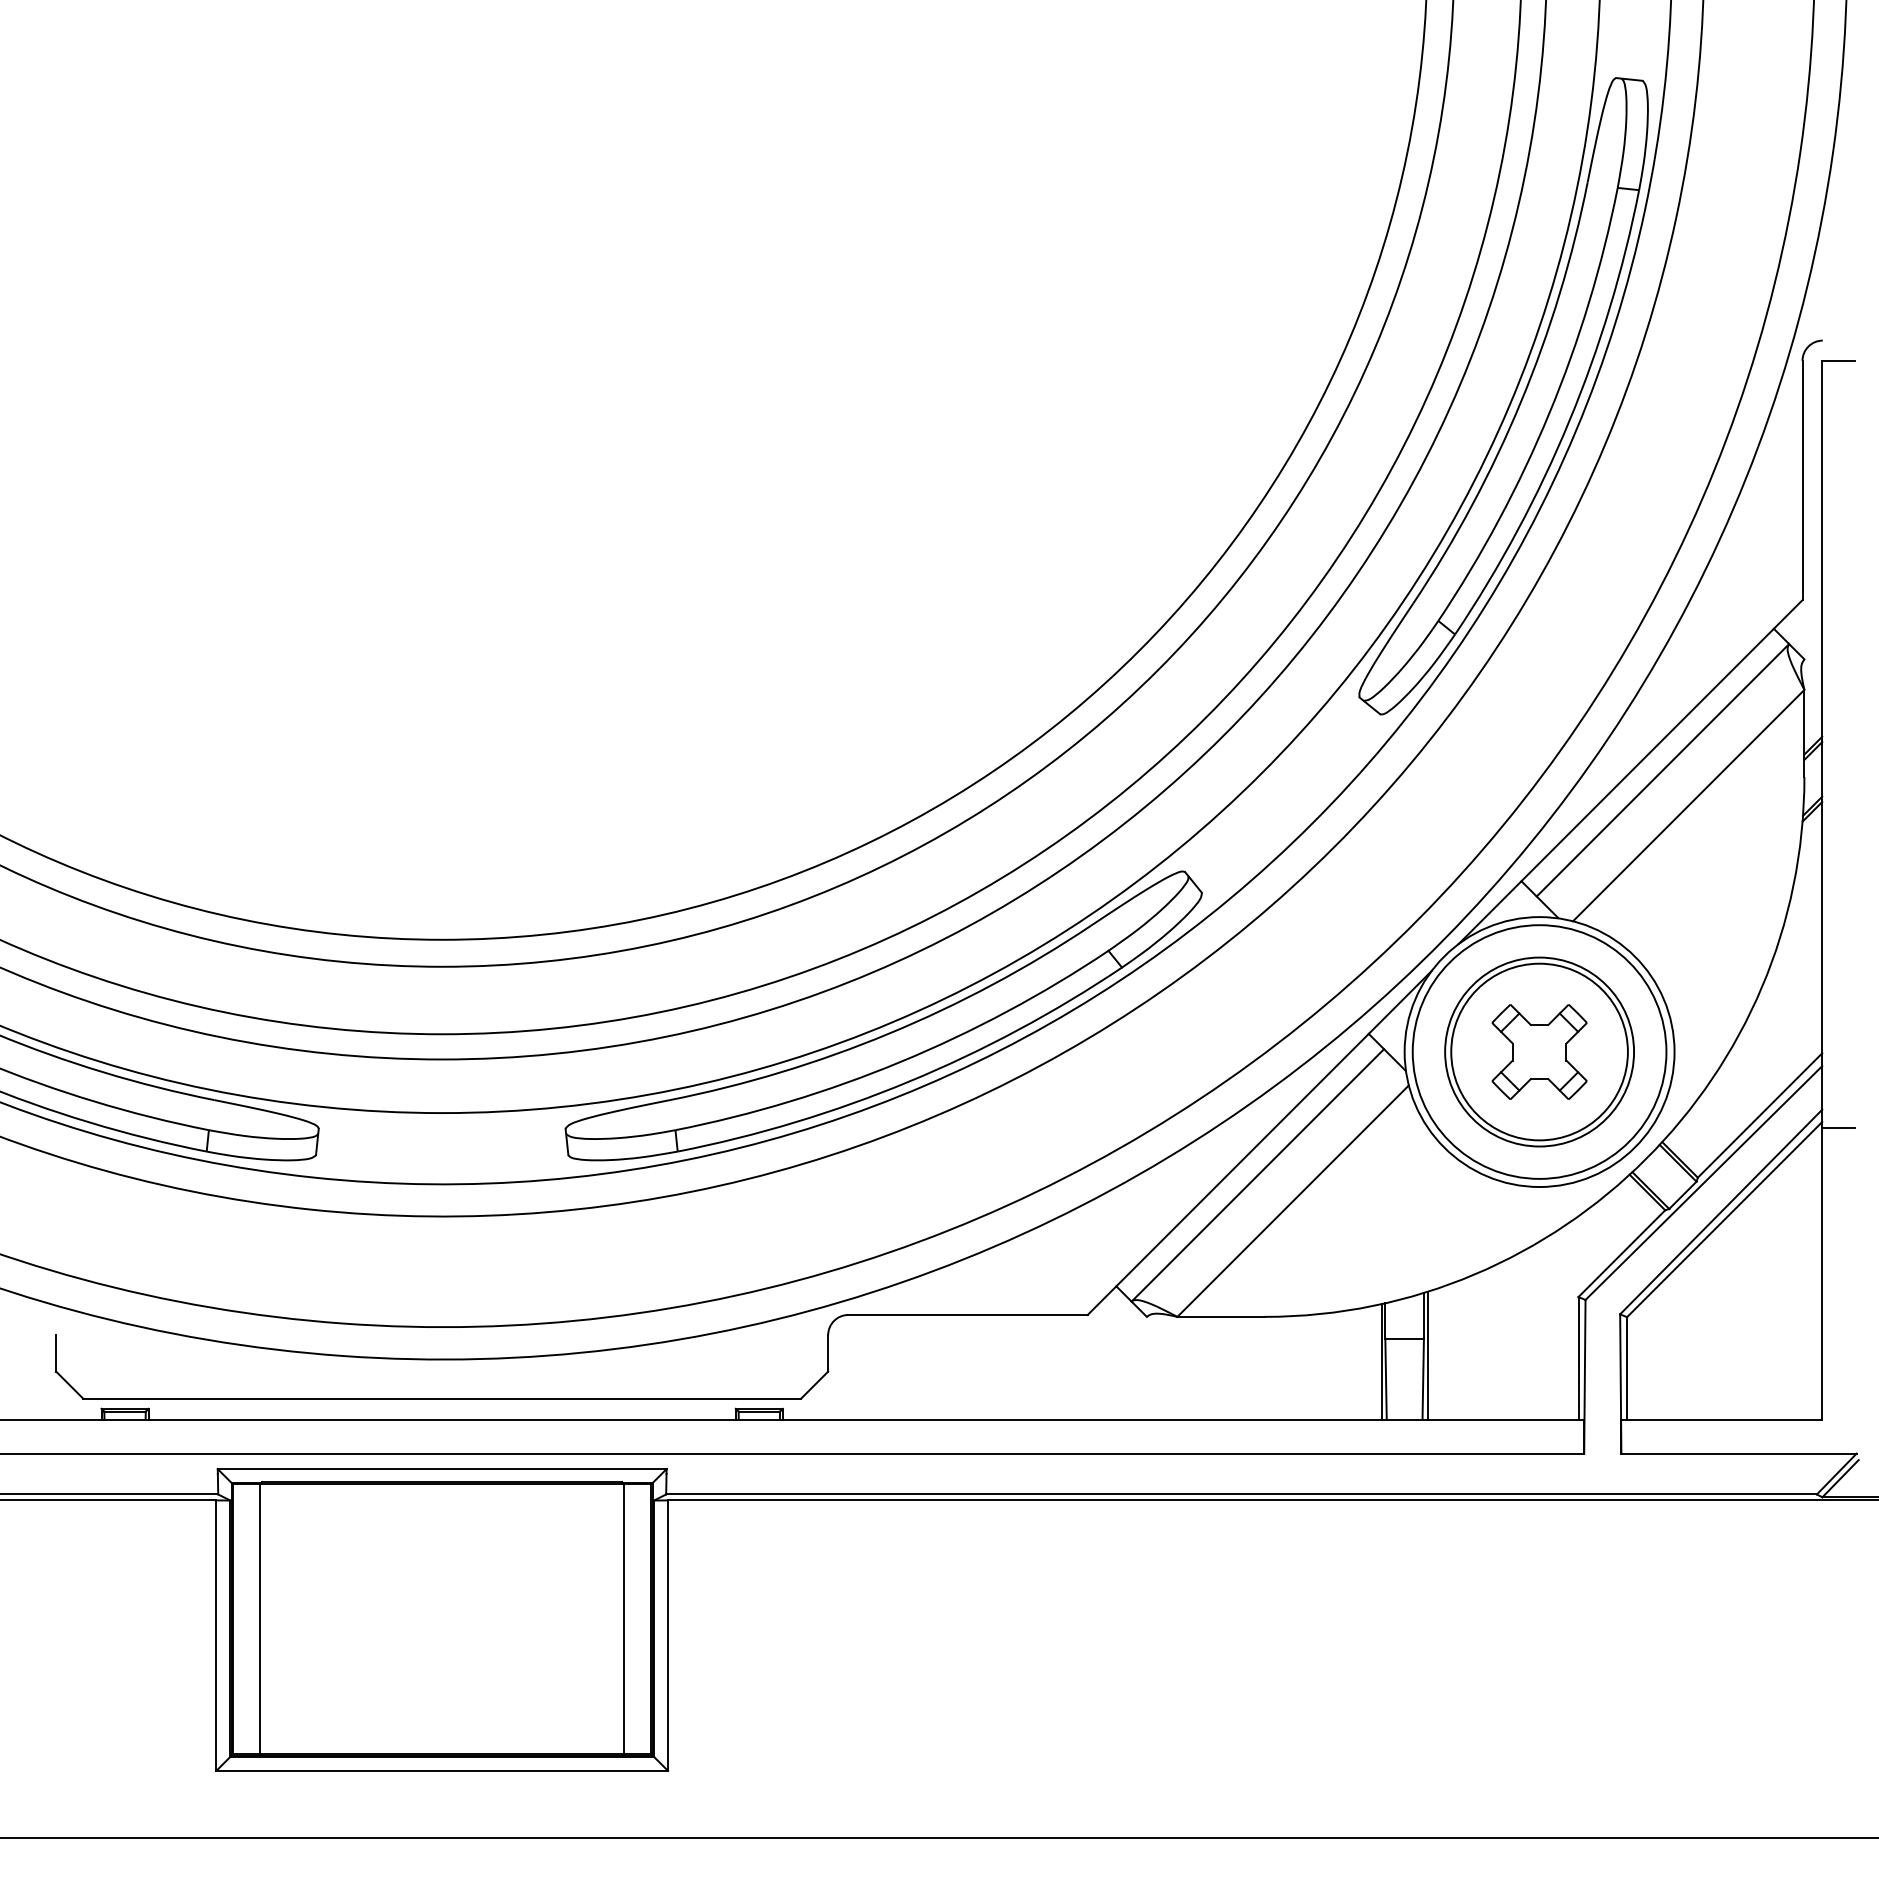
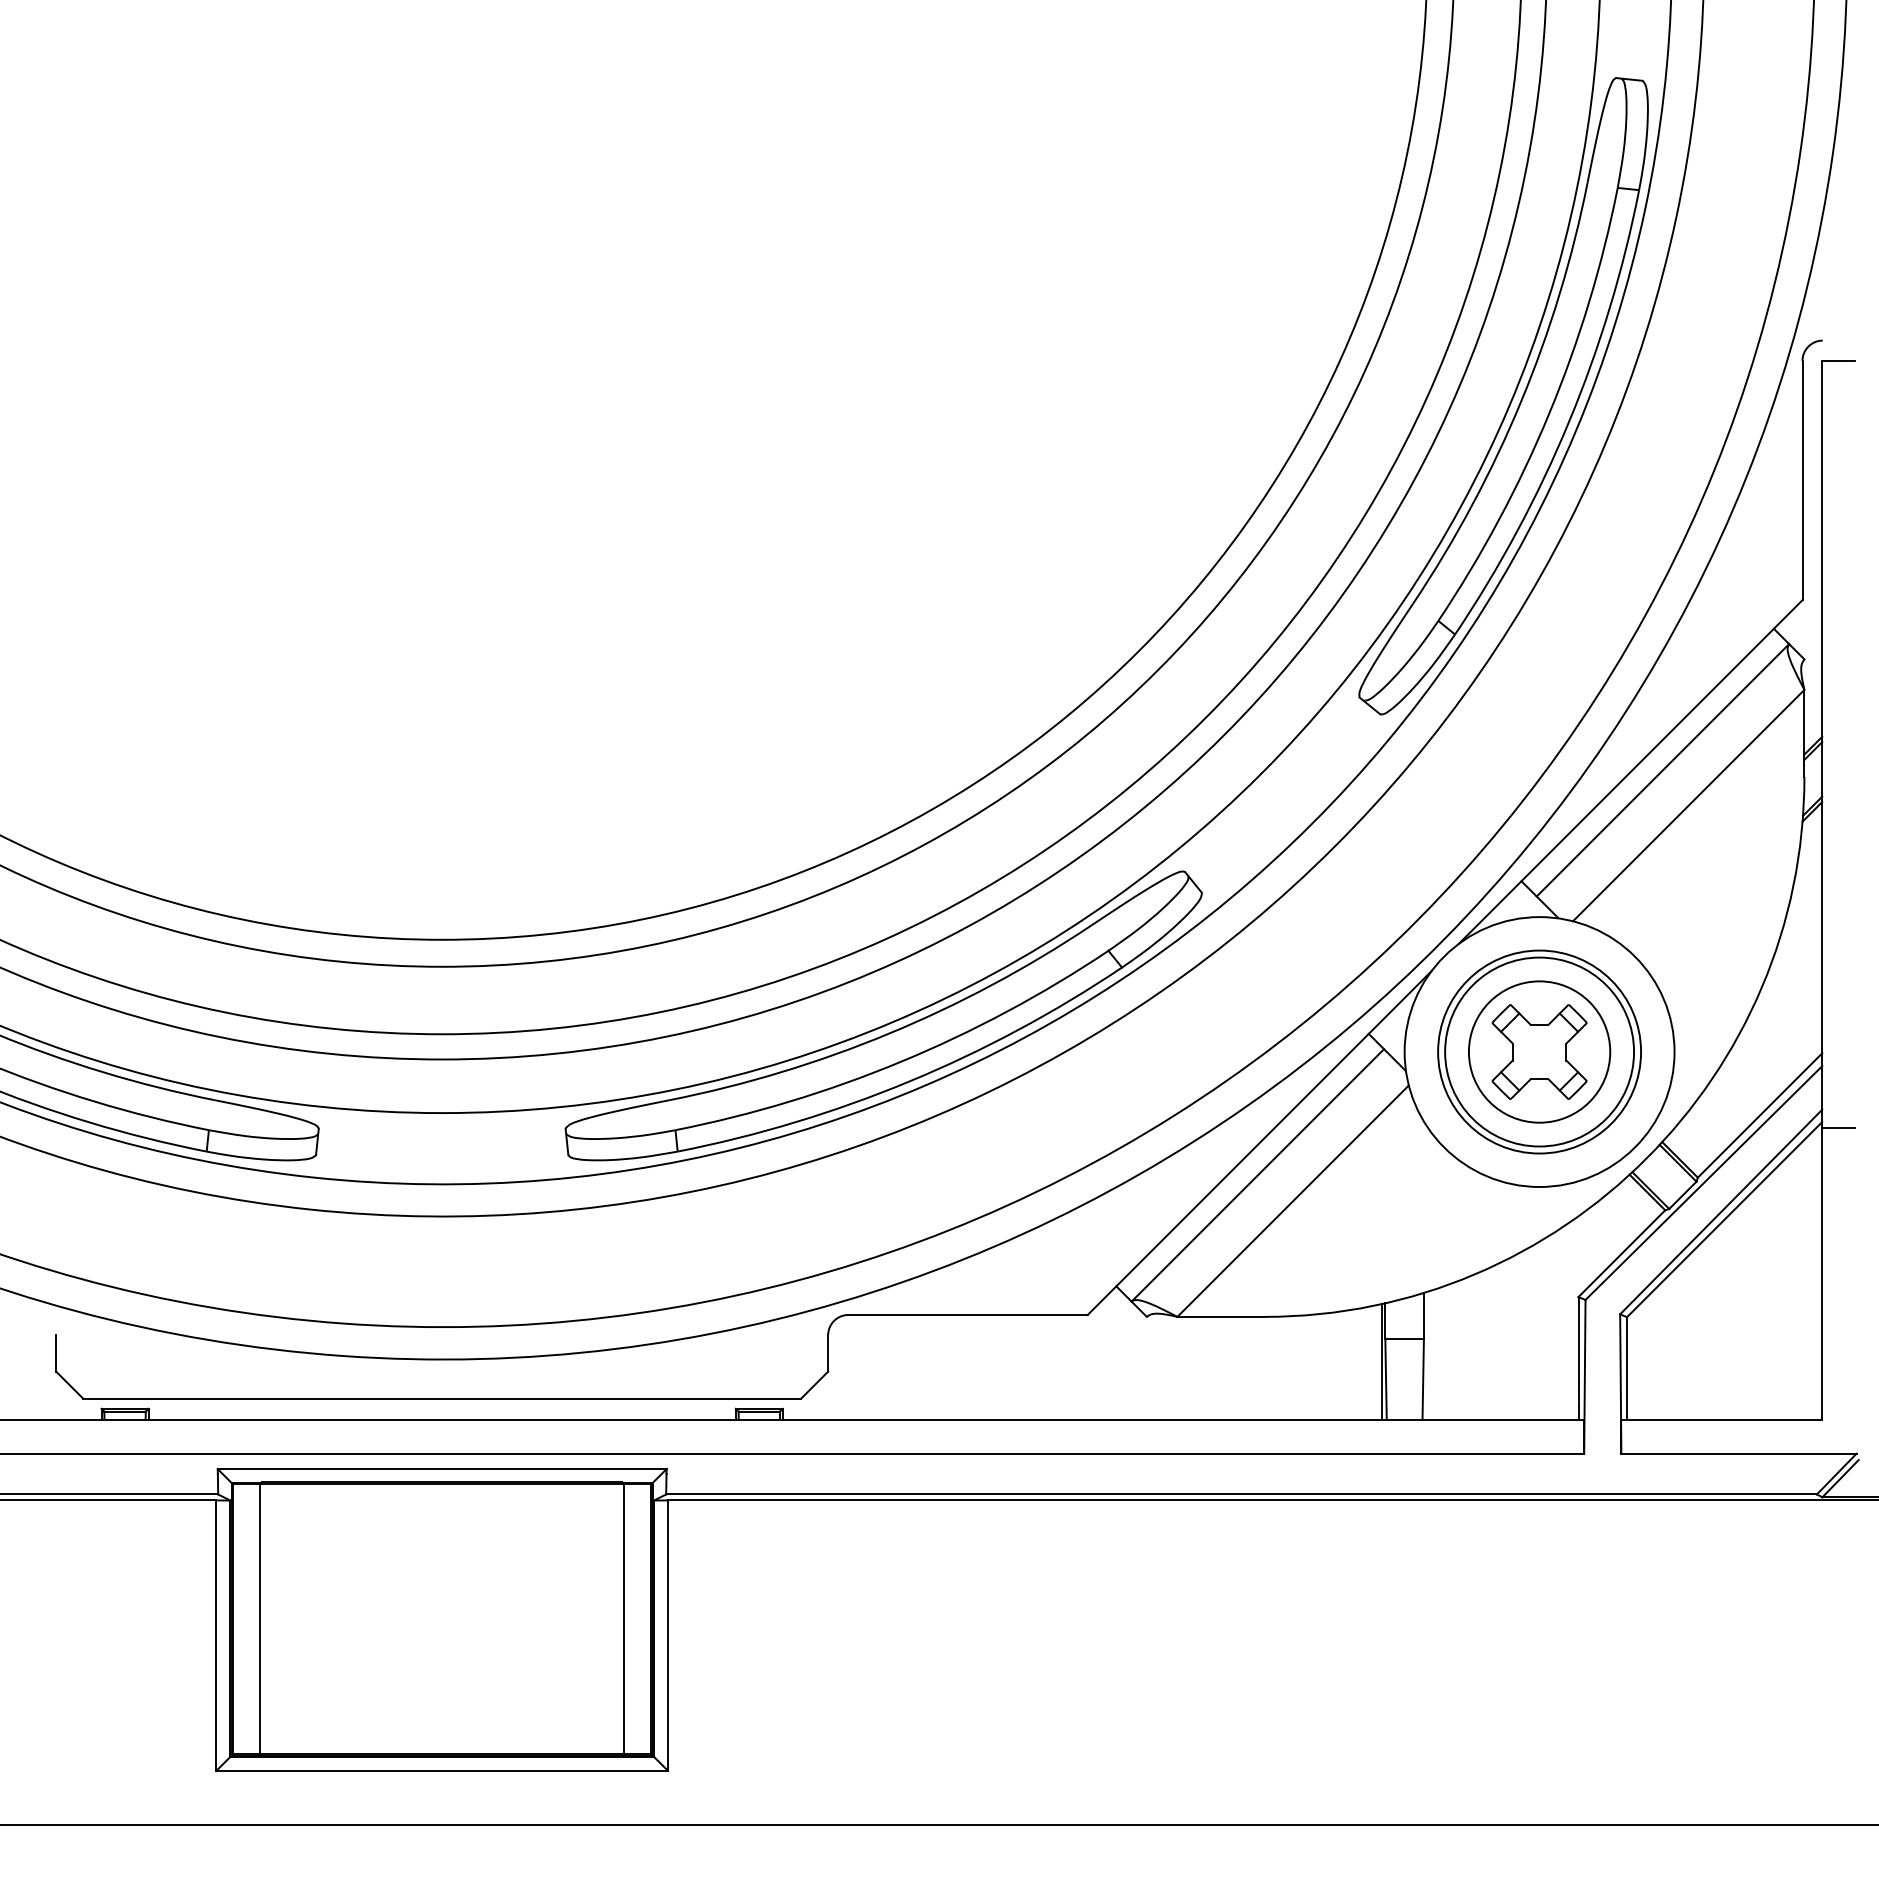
circle diameter: 177 px -> 141 px (1539, 1051)
circle diameter: 254 px -> 203 px (1539, 1051)
line: present -> none (1427, 1355)
line position: (938, 1838) -> (938, 1825) (938, 1825)
